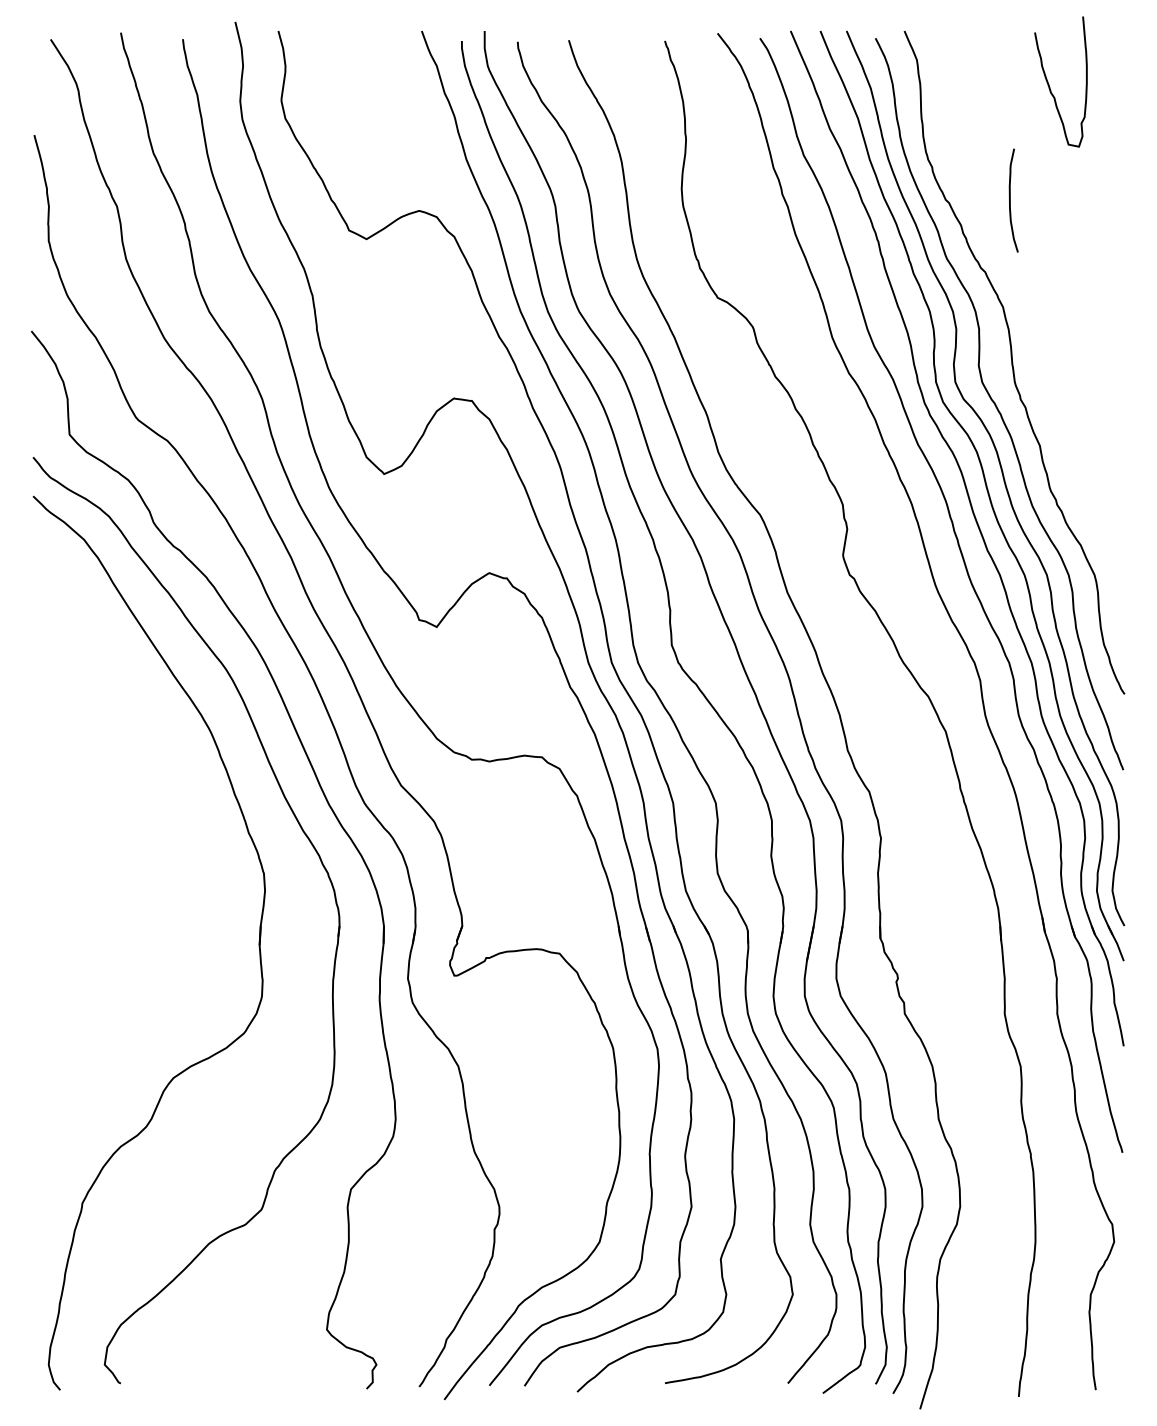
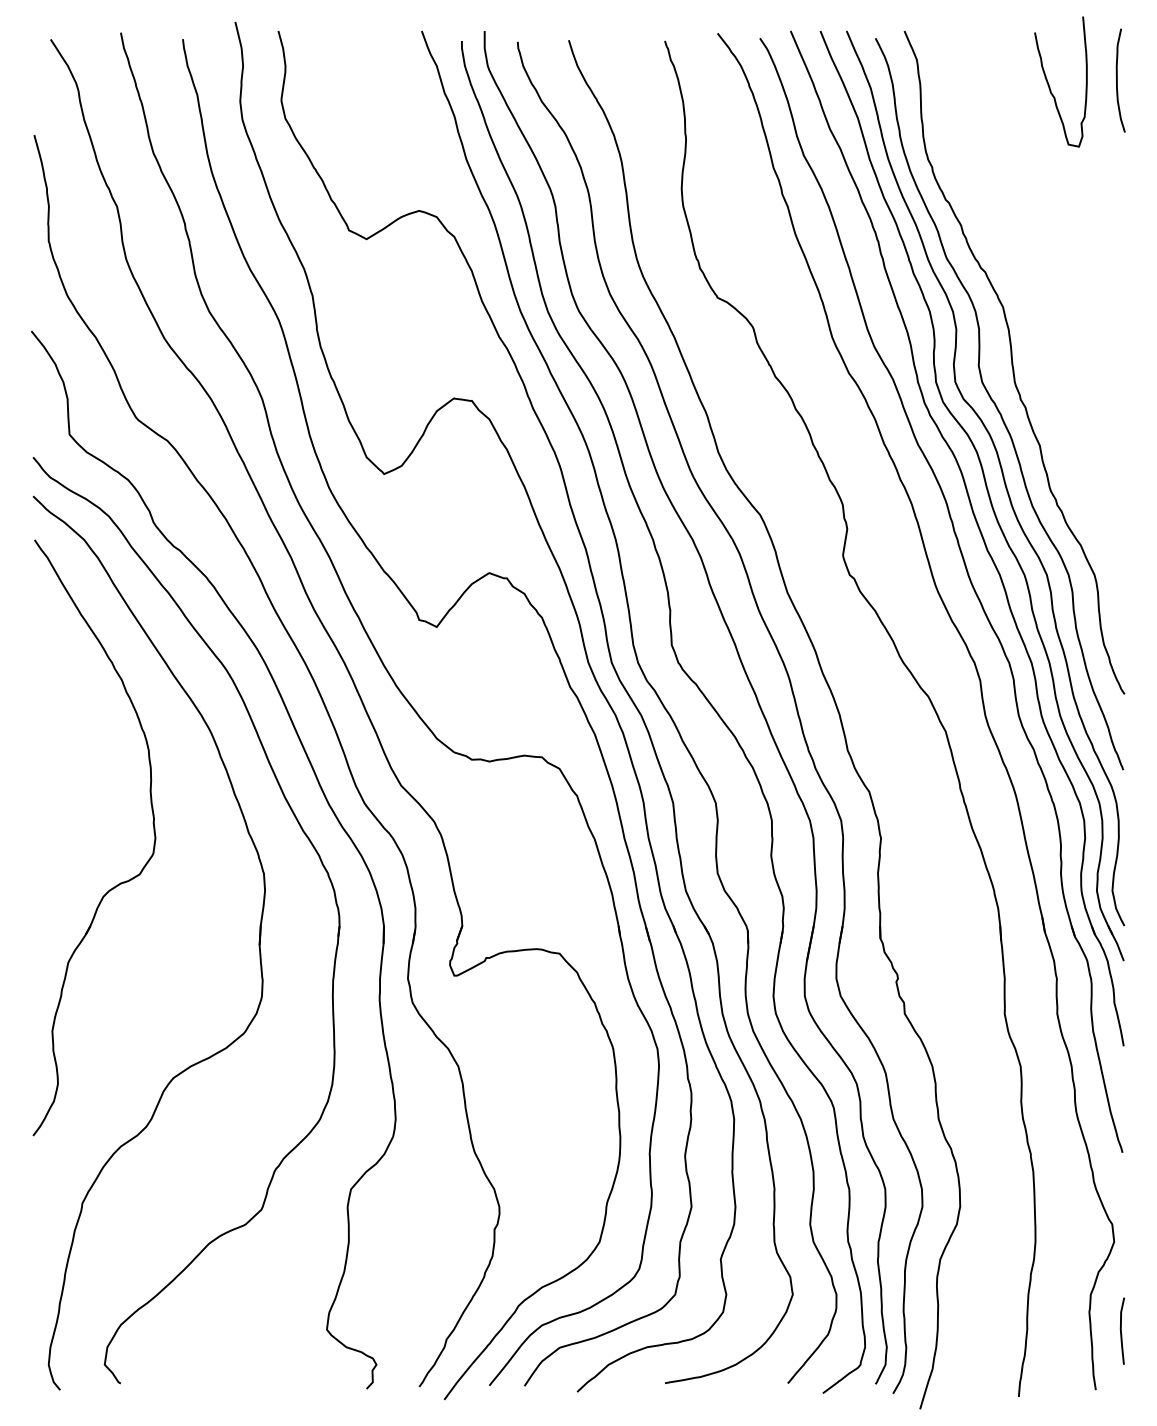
curve position: (1010, 200) -> (1117, 80) (1117, 80)
part: none -> present (118, 883)
line: none -> present (1121, 1330)
